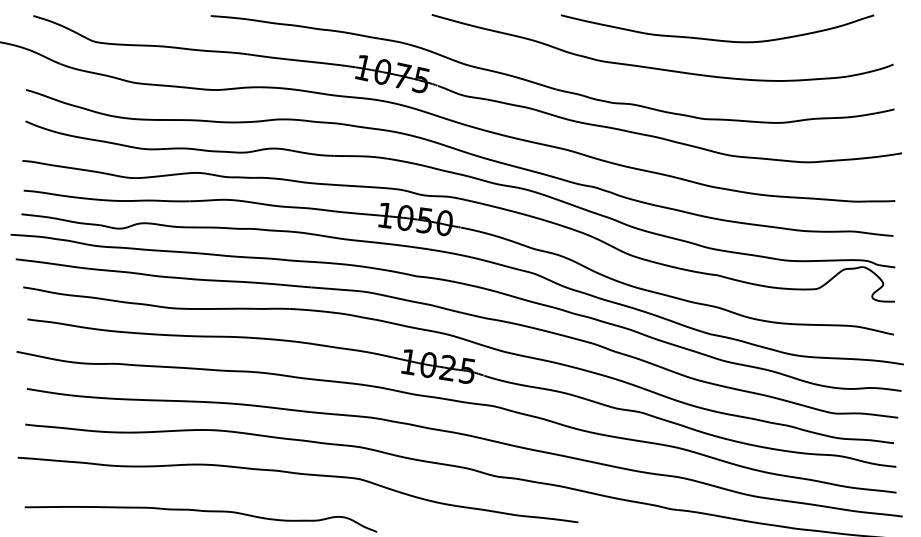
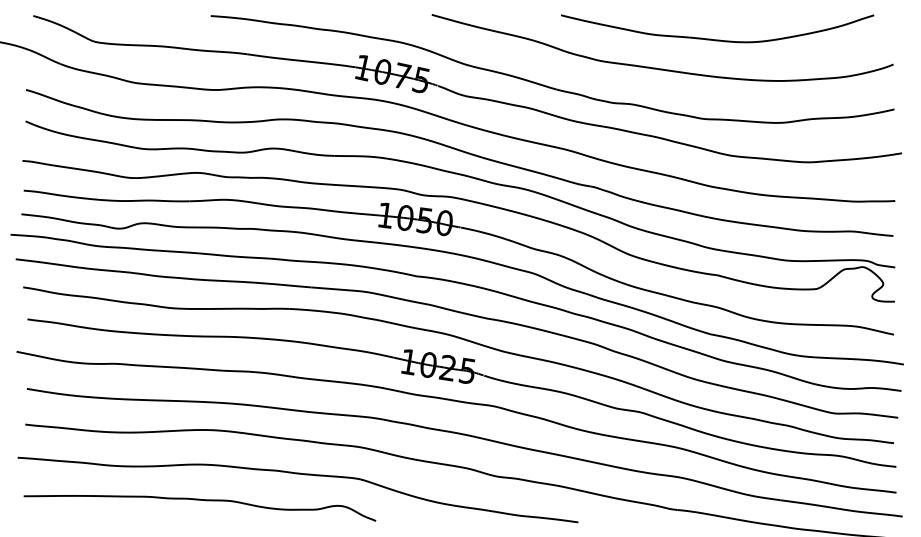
curve position: (200, 511) -> (199, 500) (199, 500)
